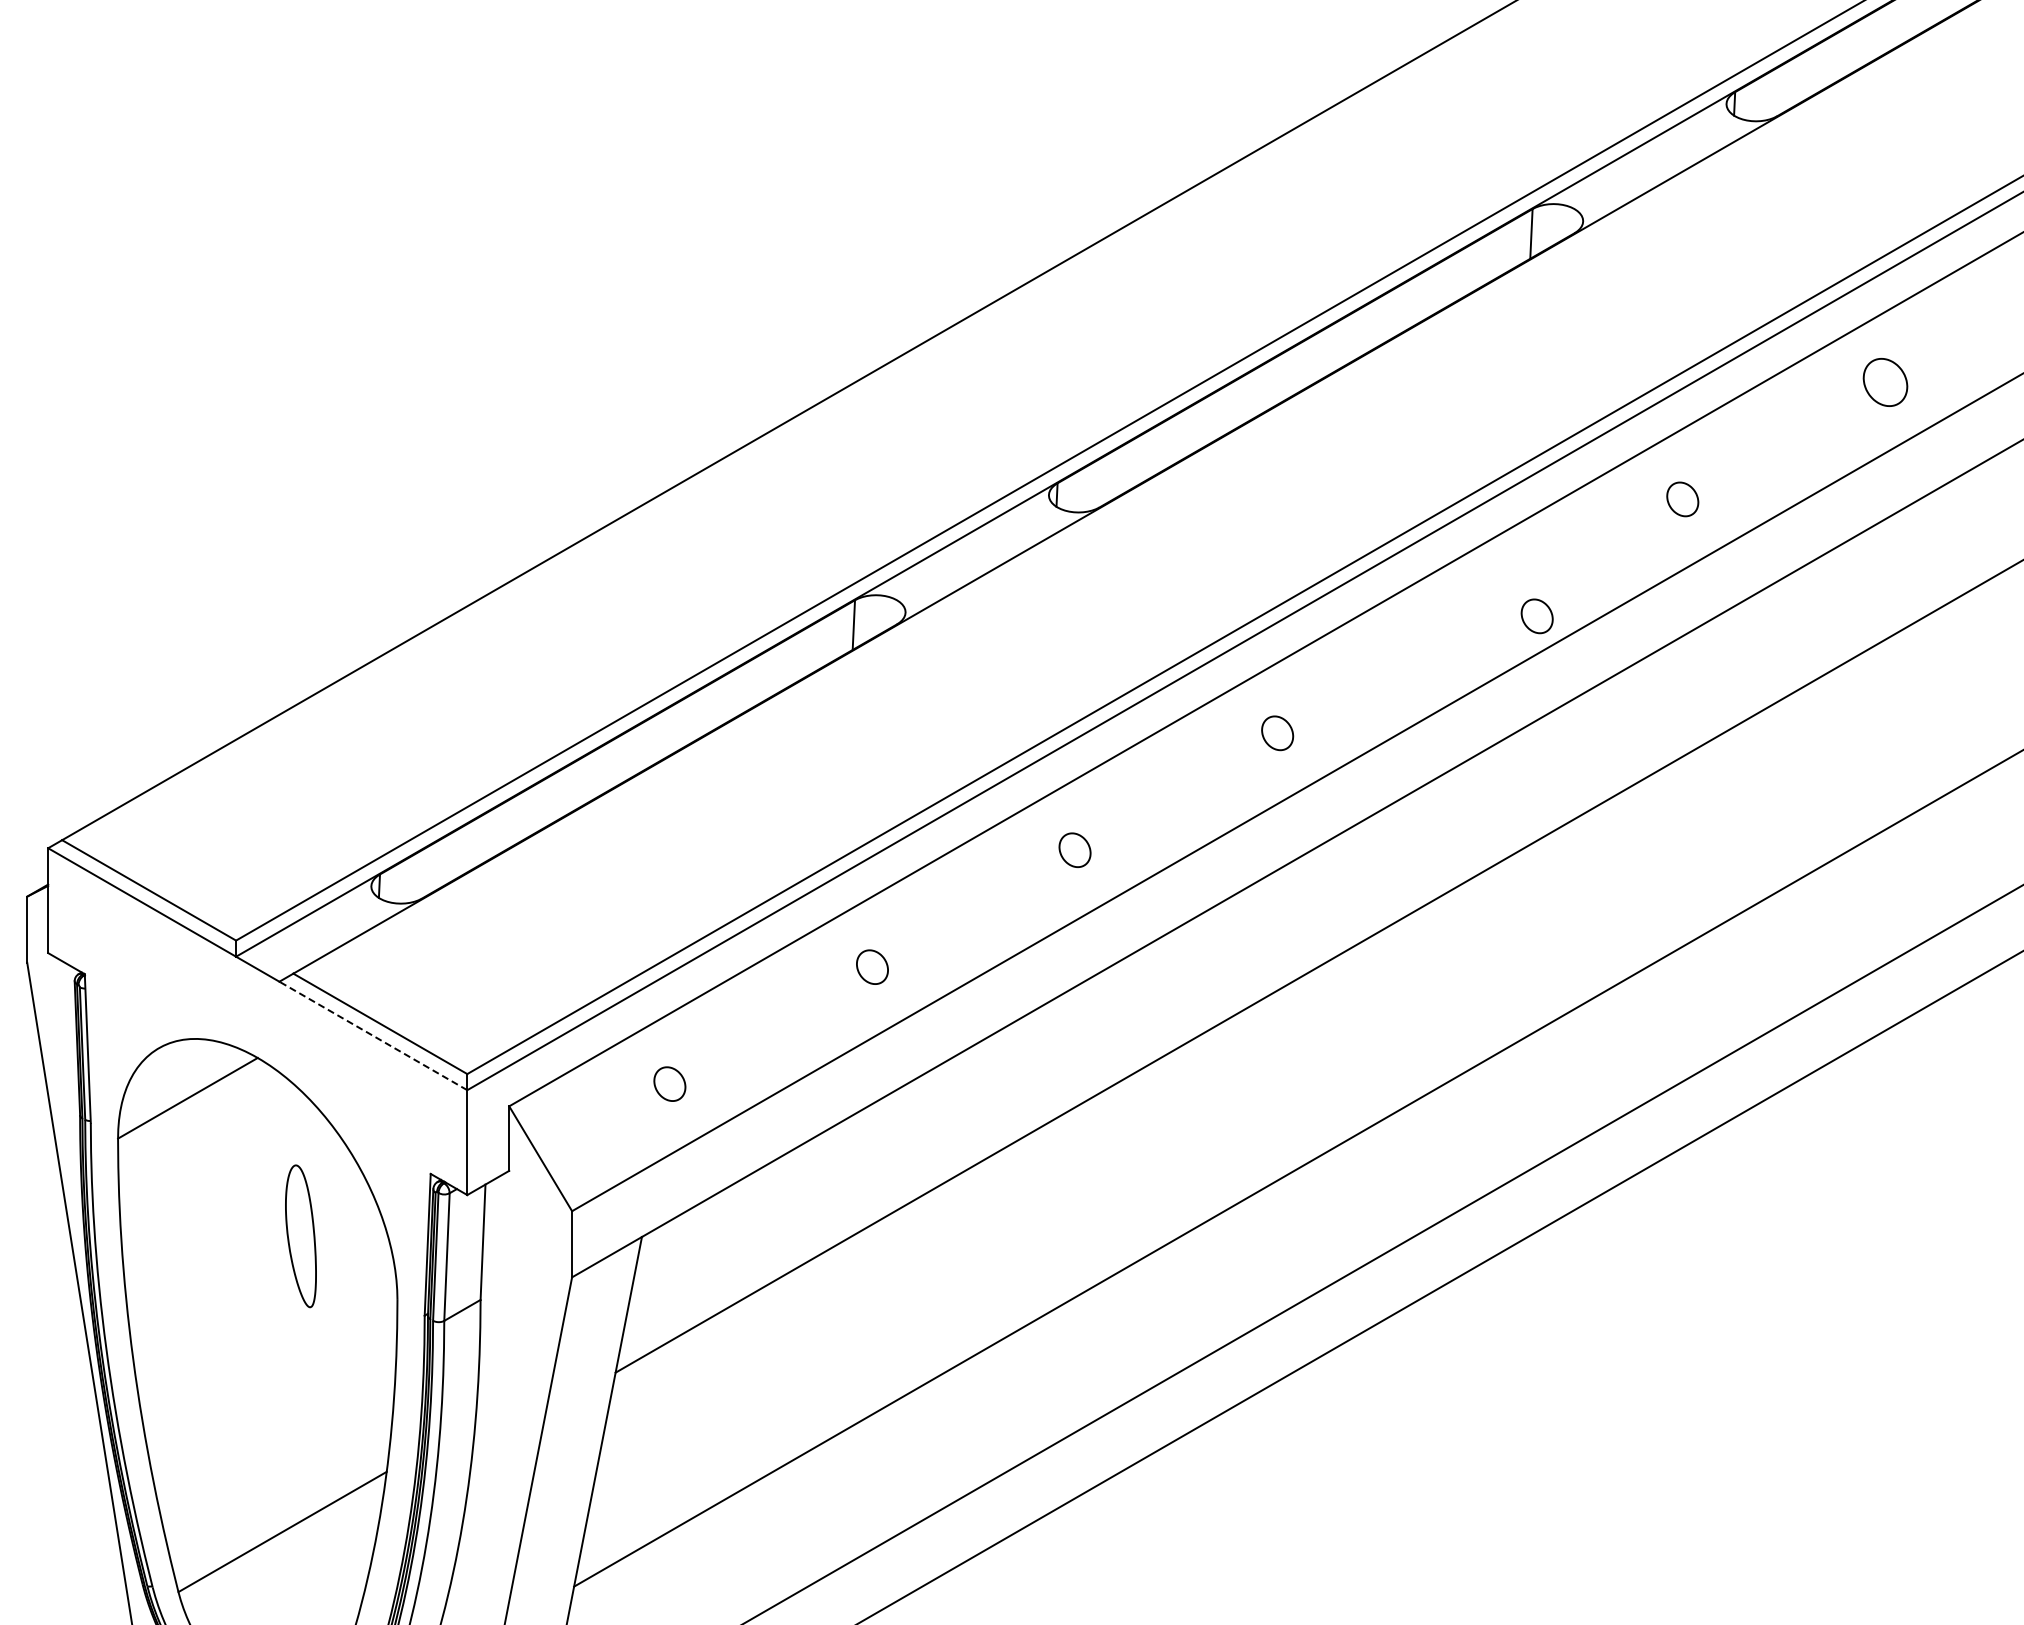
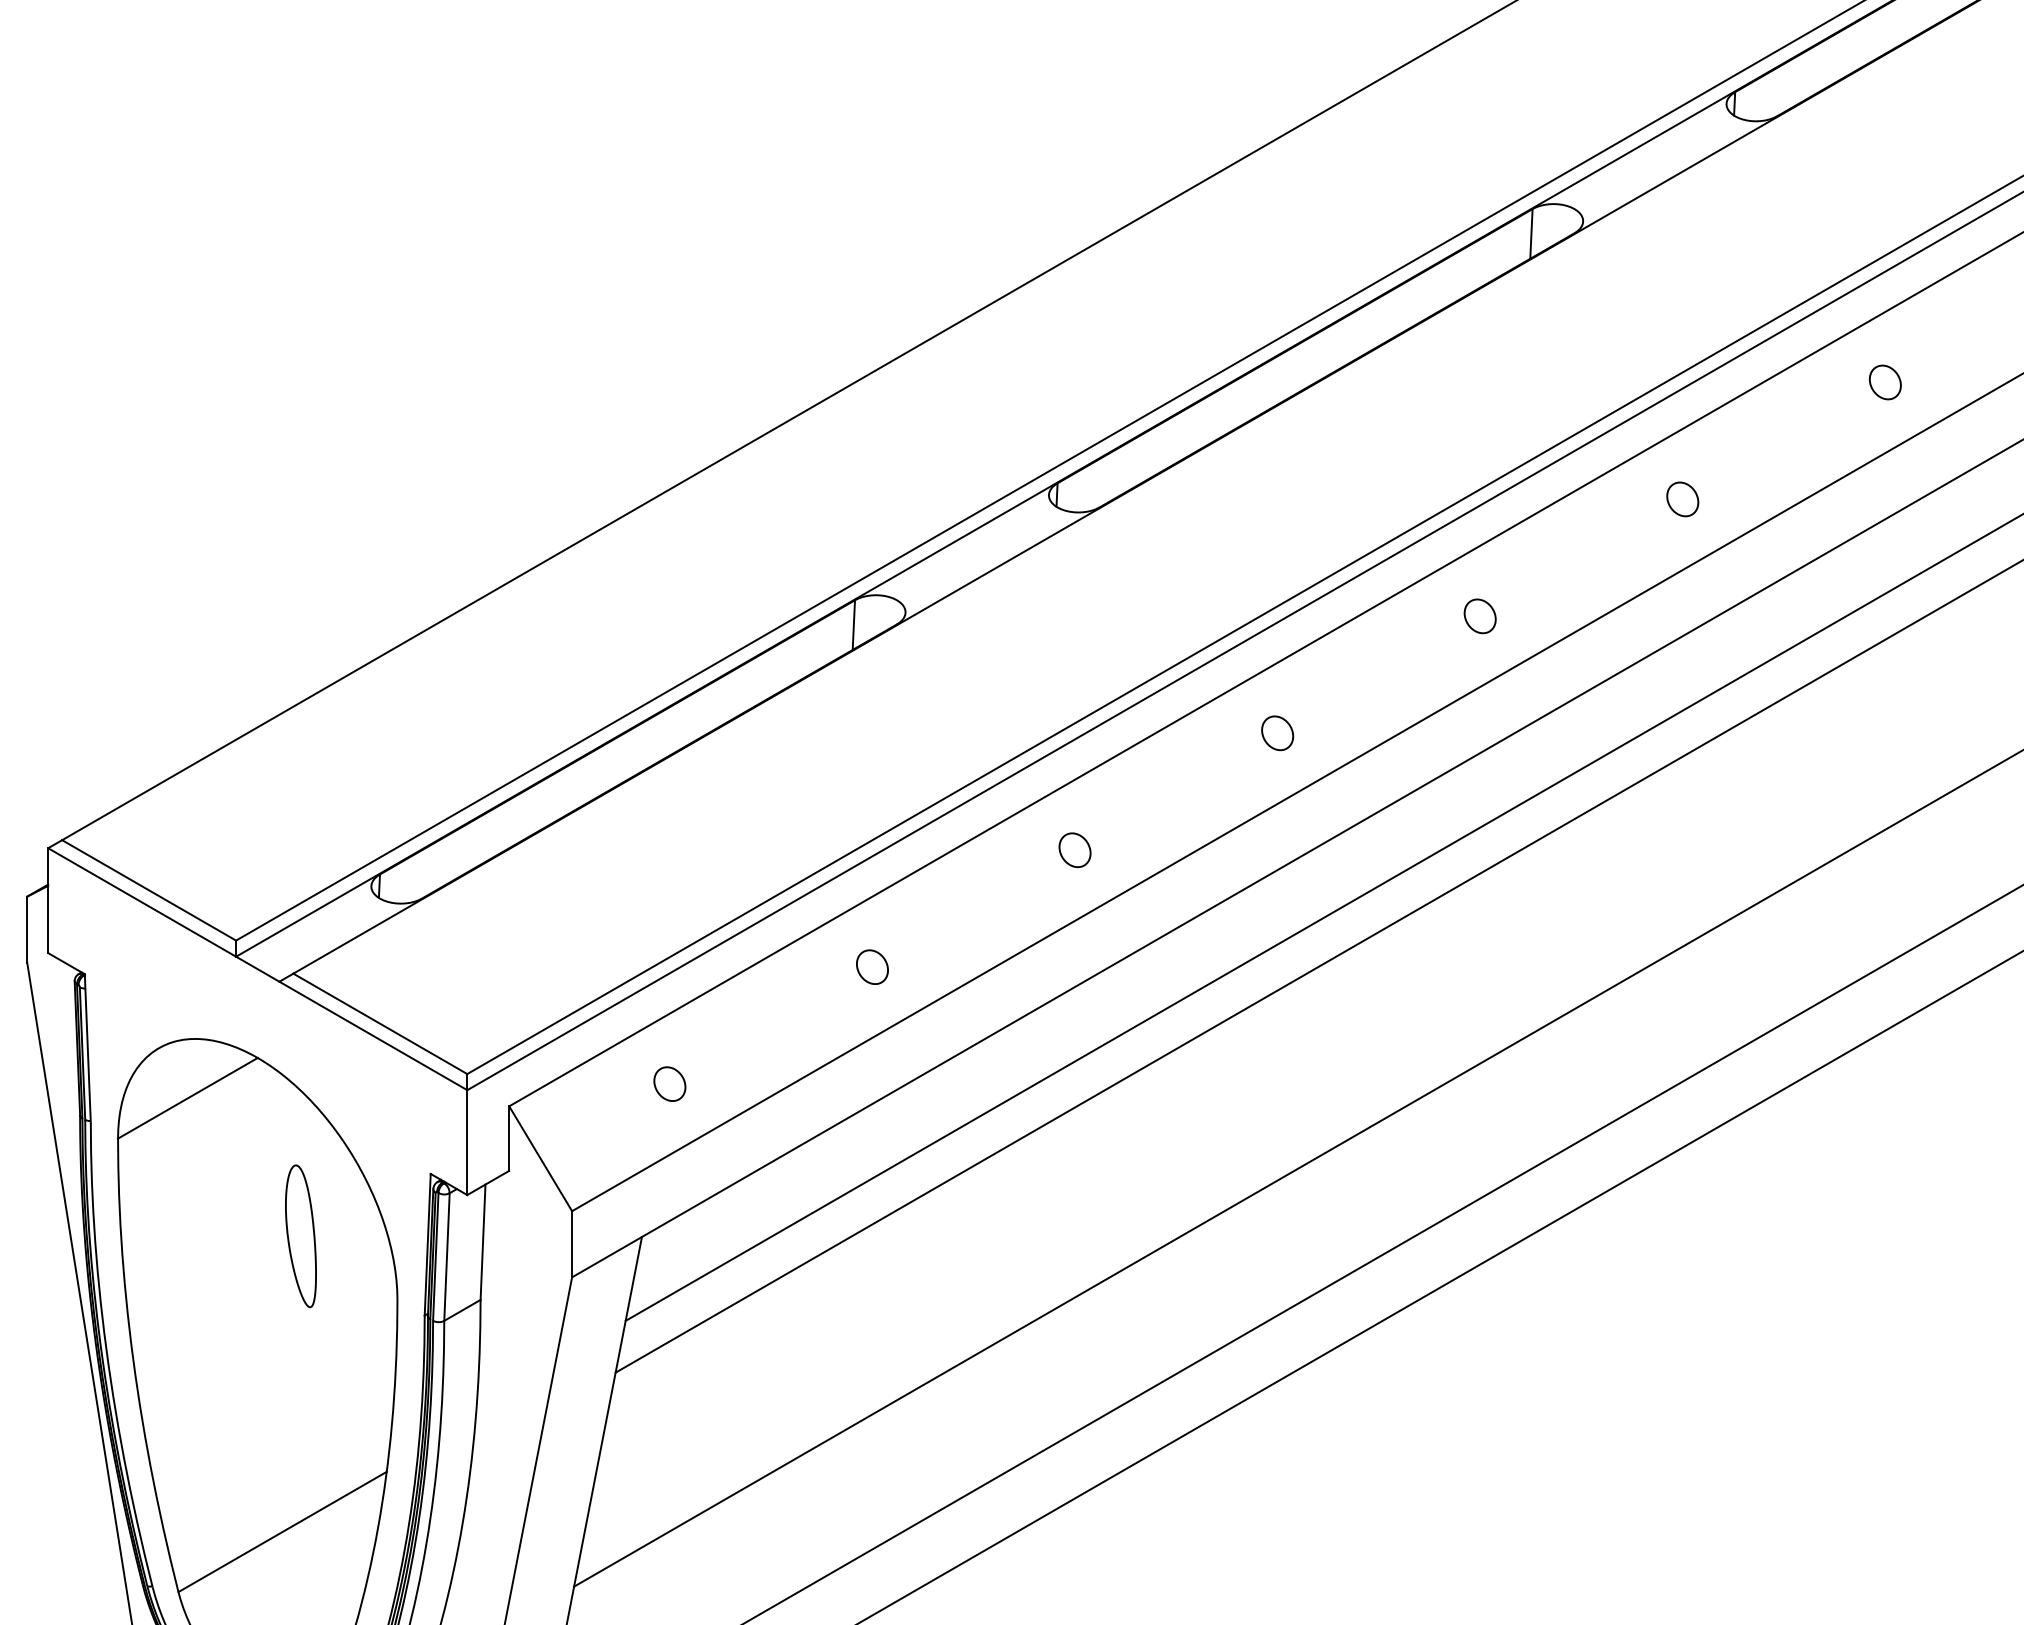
part size: 47x49 px -> 34x37 px (1884, 382)
part position: (1536, 616) -> (1479, 616) (1479, 616)
line: none -> present (1322, 917)
line: dashed -> solid (372, 1035)
